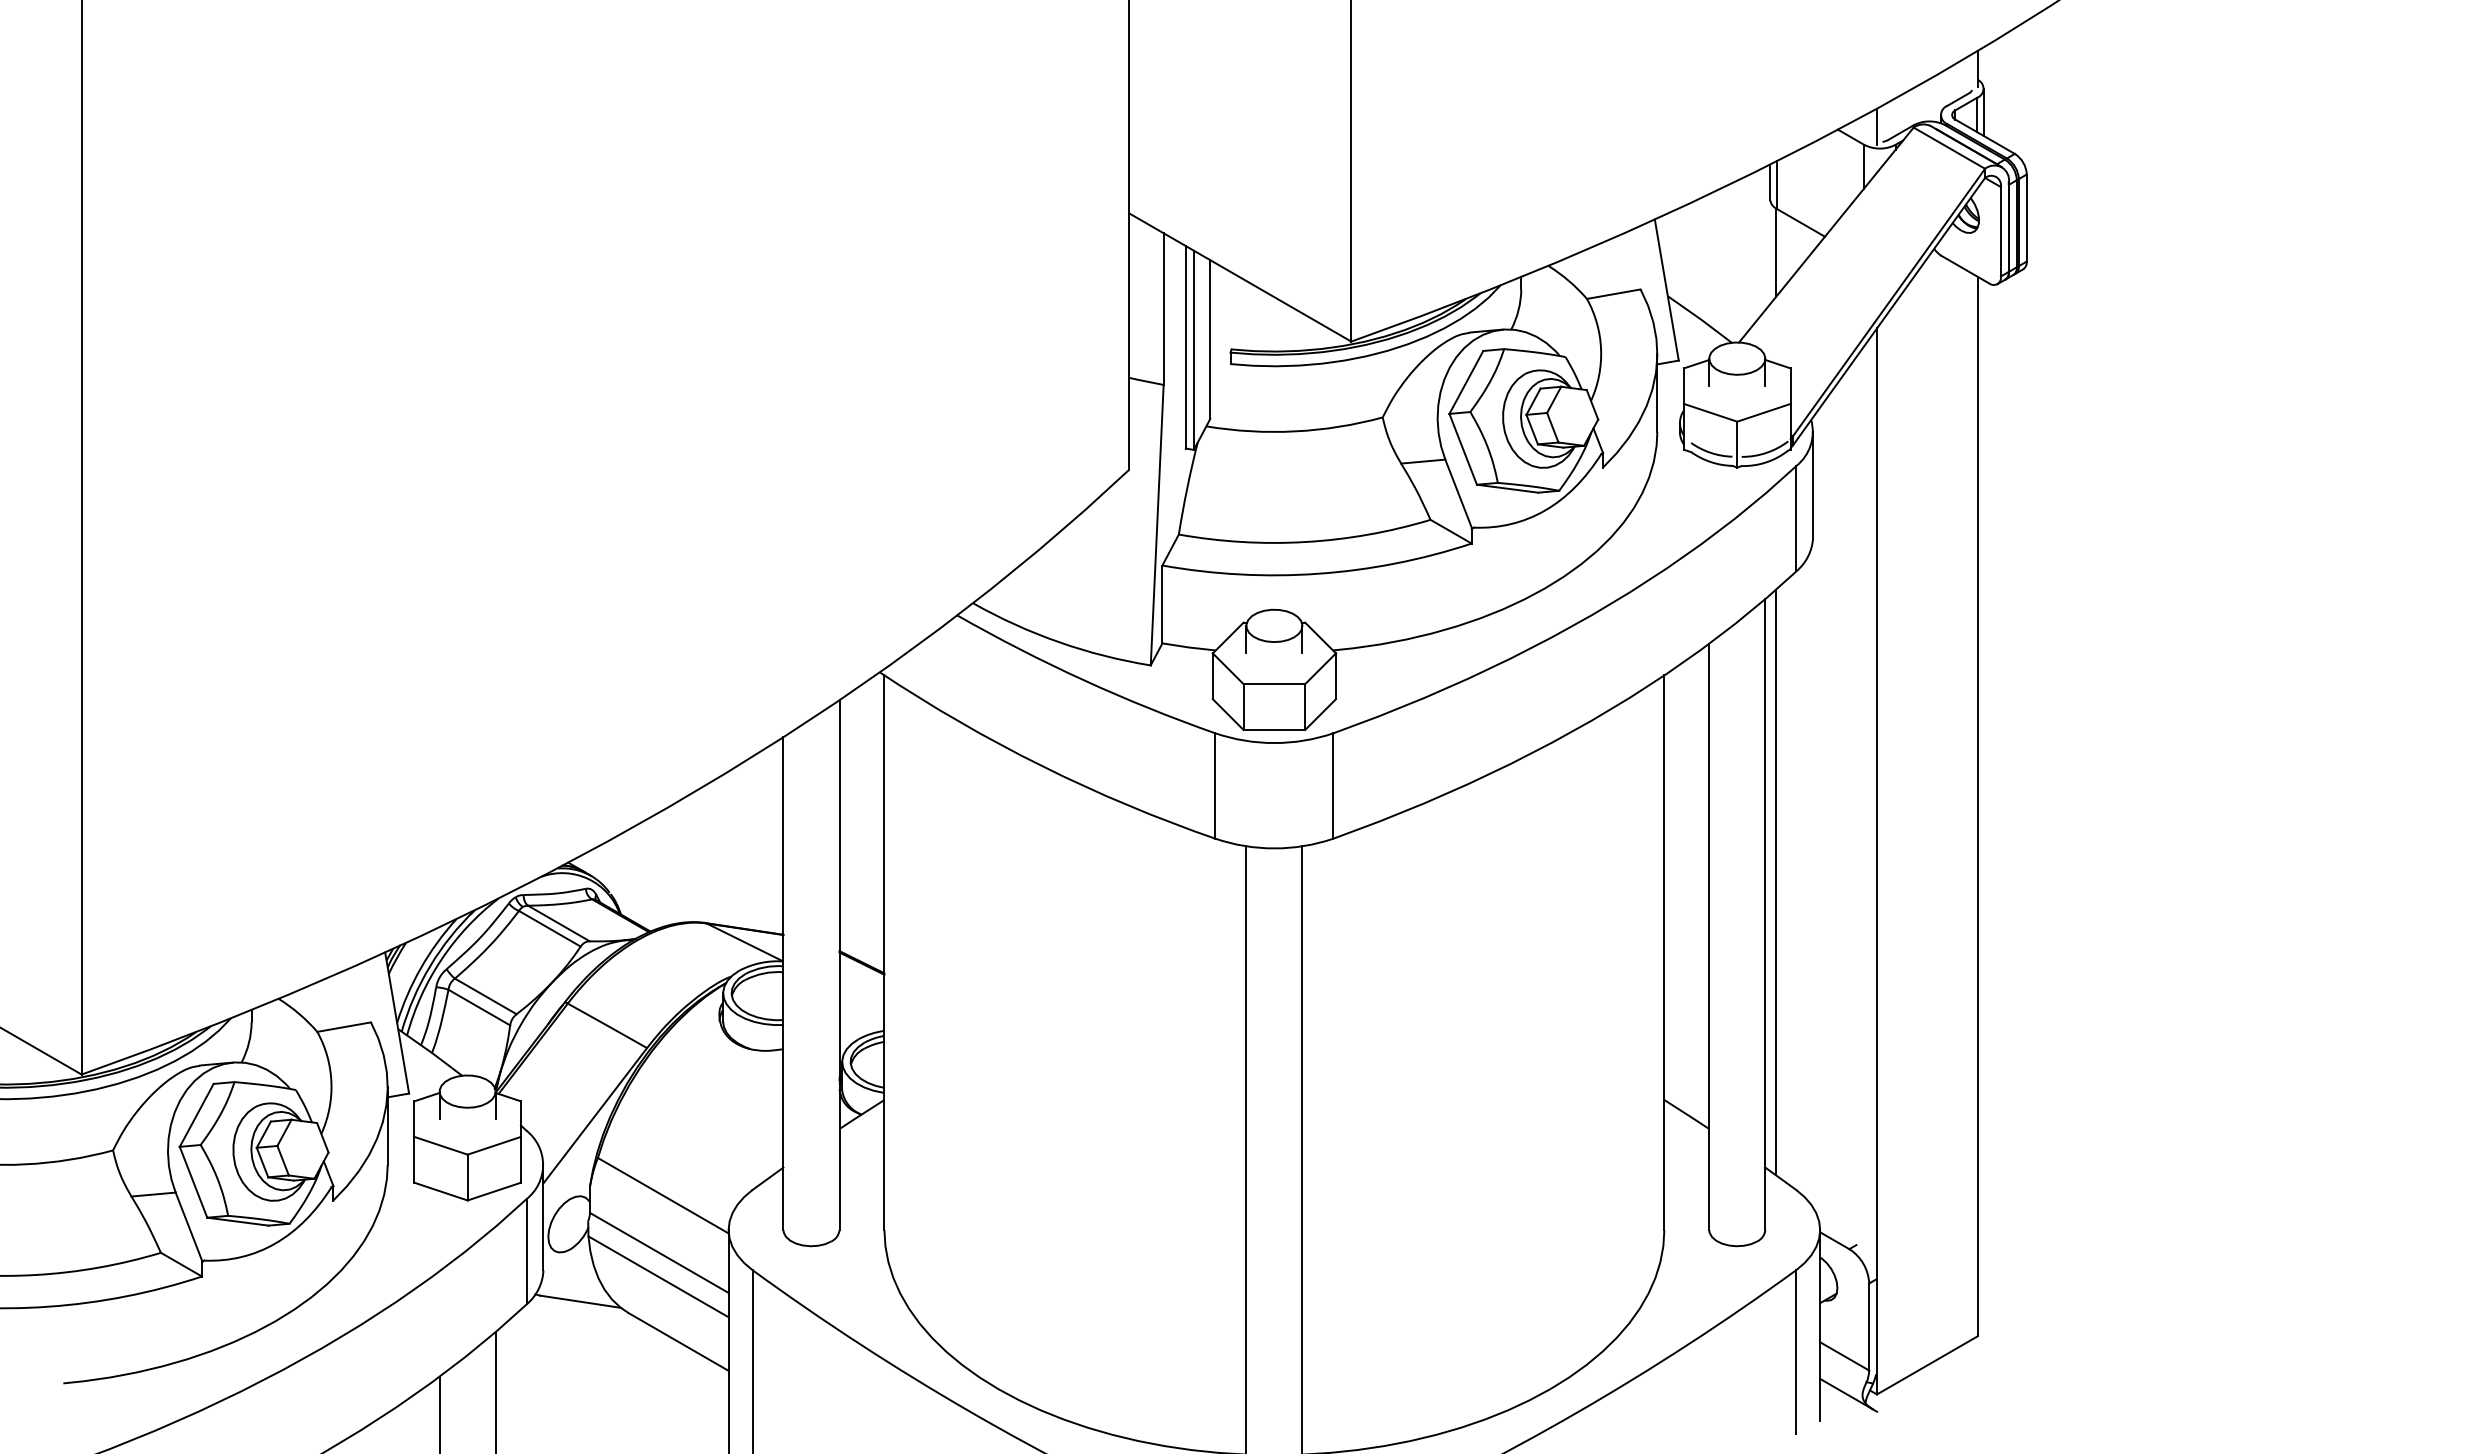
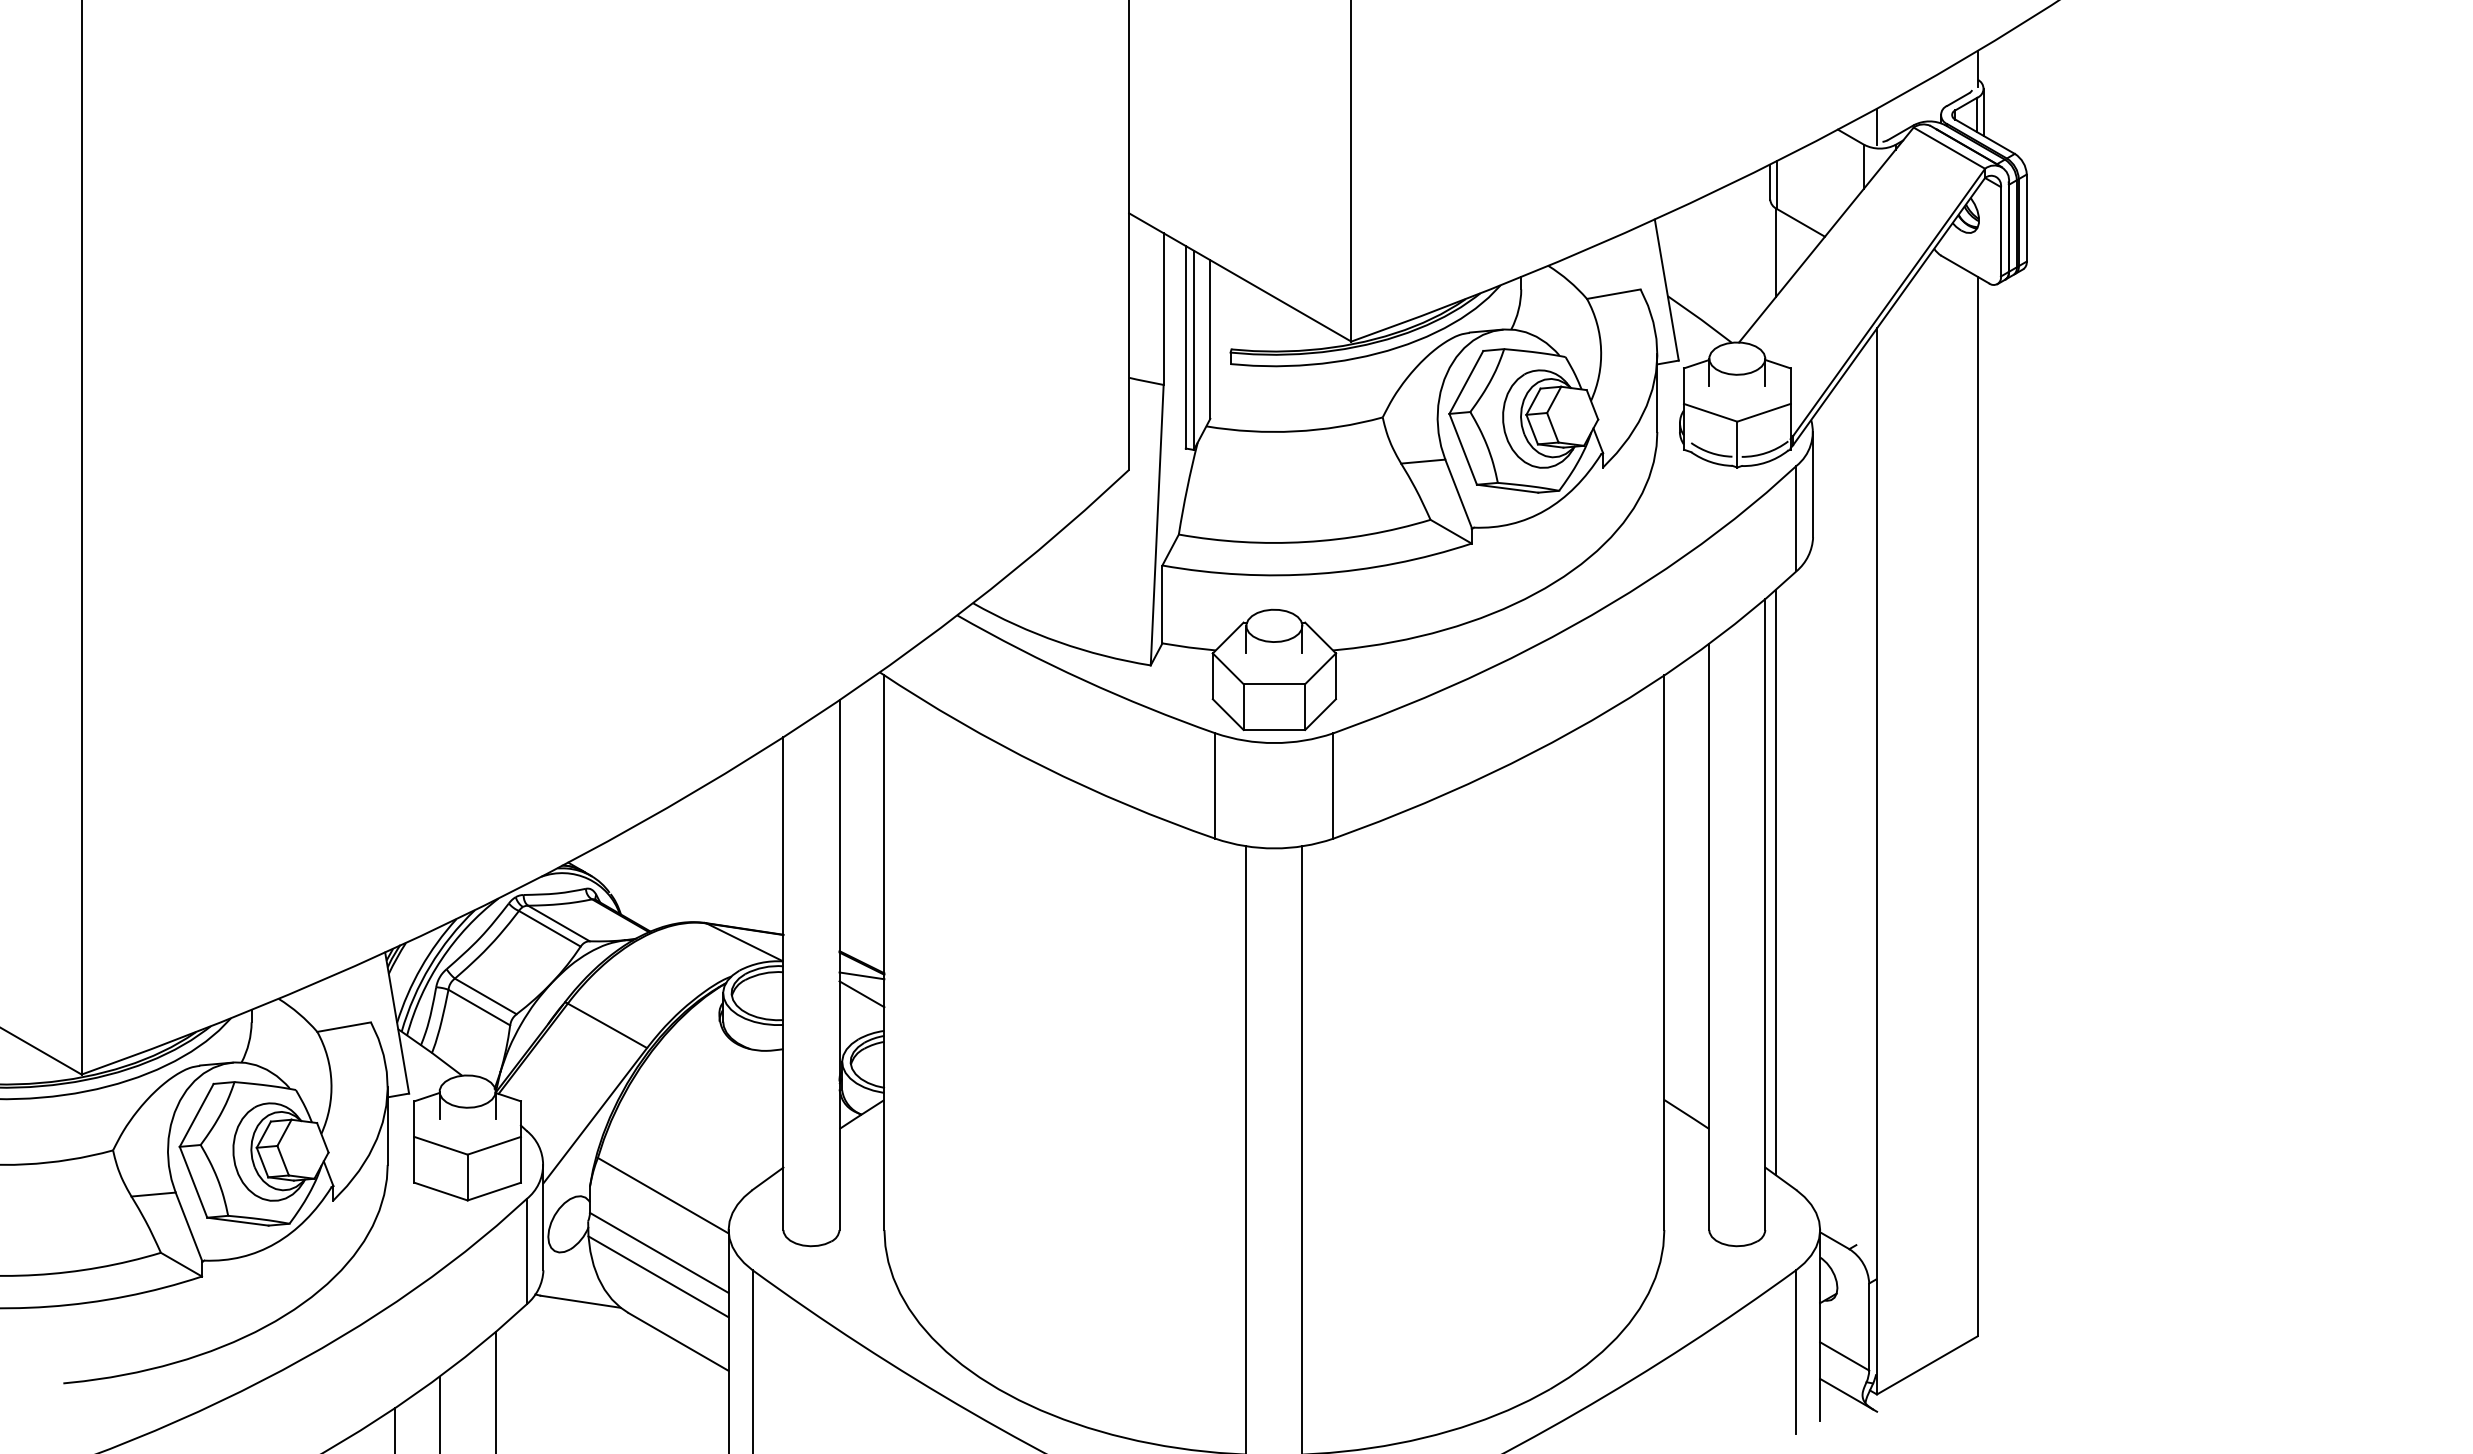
line: none -> present (861, 975)
line: none -> present (861, 994)
line: none -> present (394, 1429)
